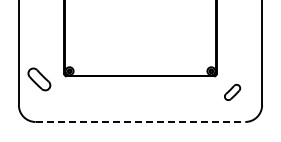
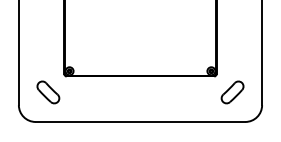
part position: (39, 79) -> (48, 92) (48, 92)
part size: 18x17 px -> 25x25 px (232, 92)
line: dashed -> solid (140, 121)
